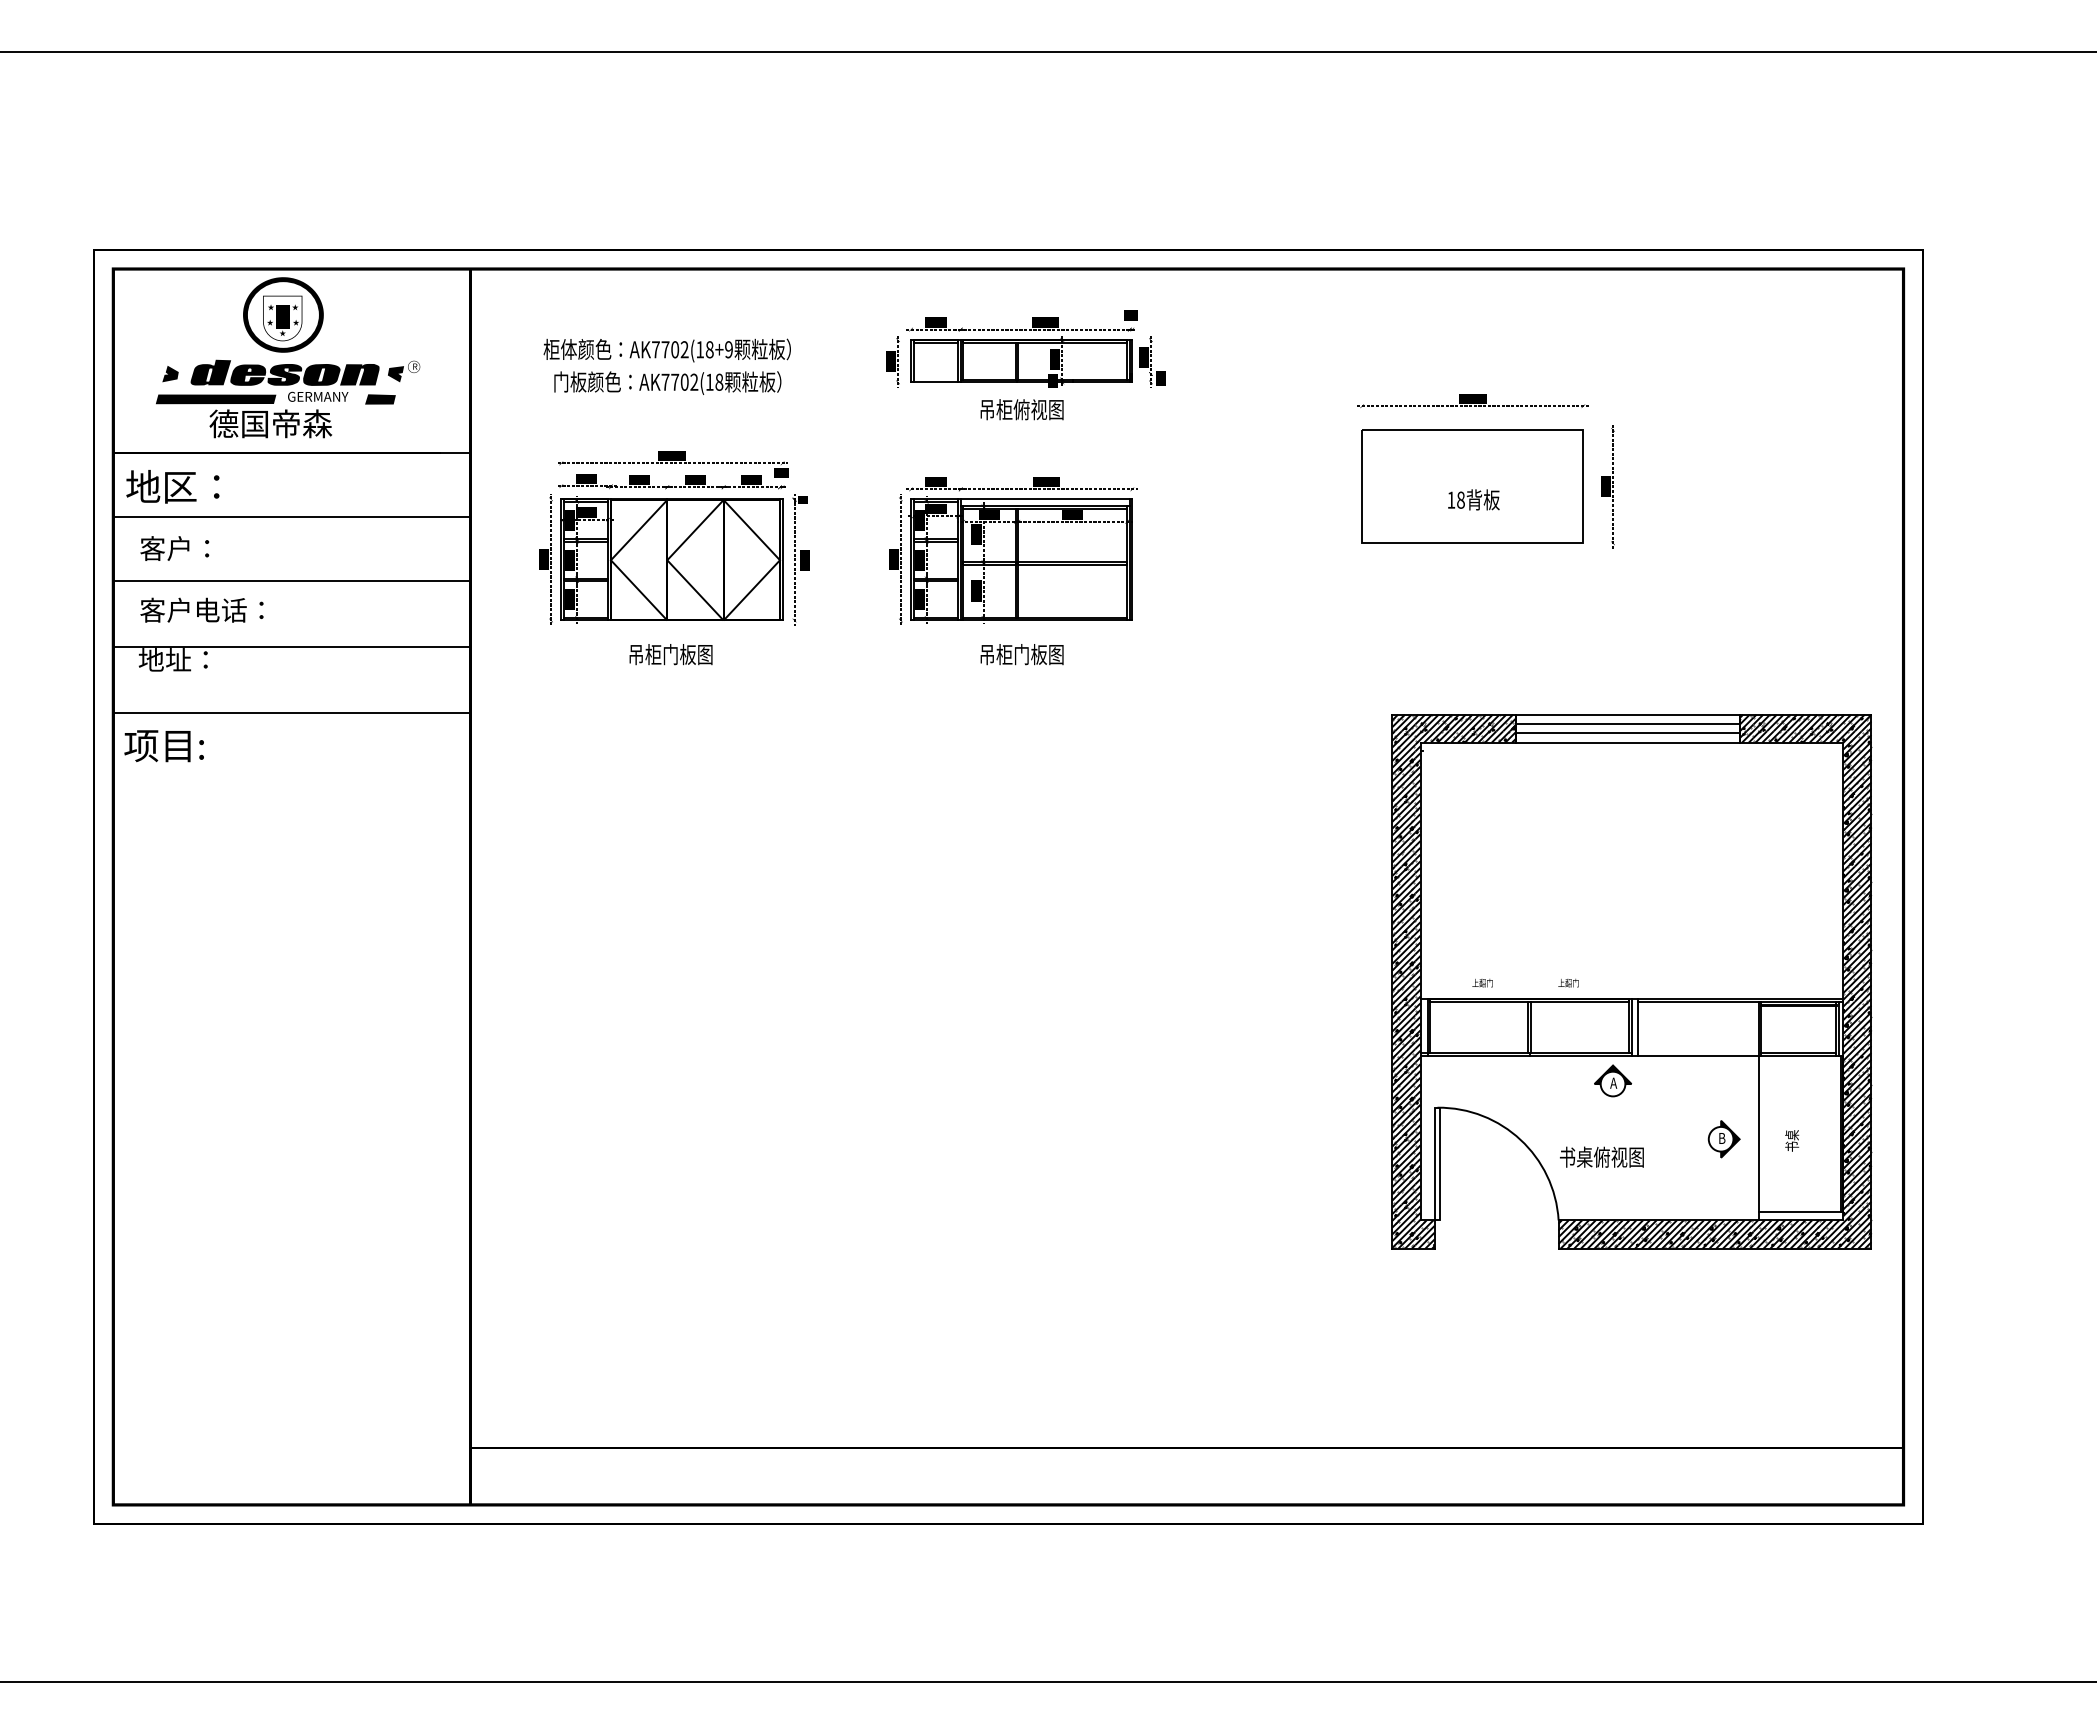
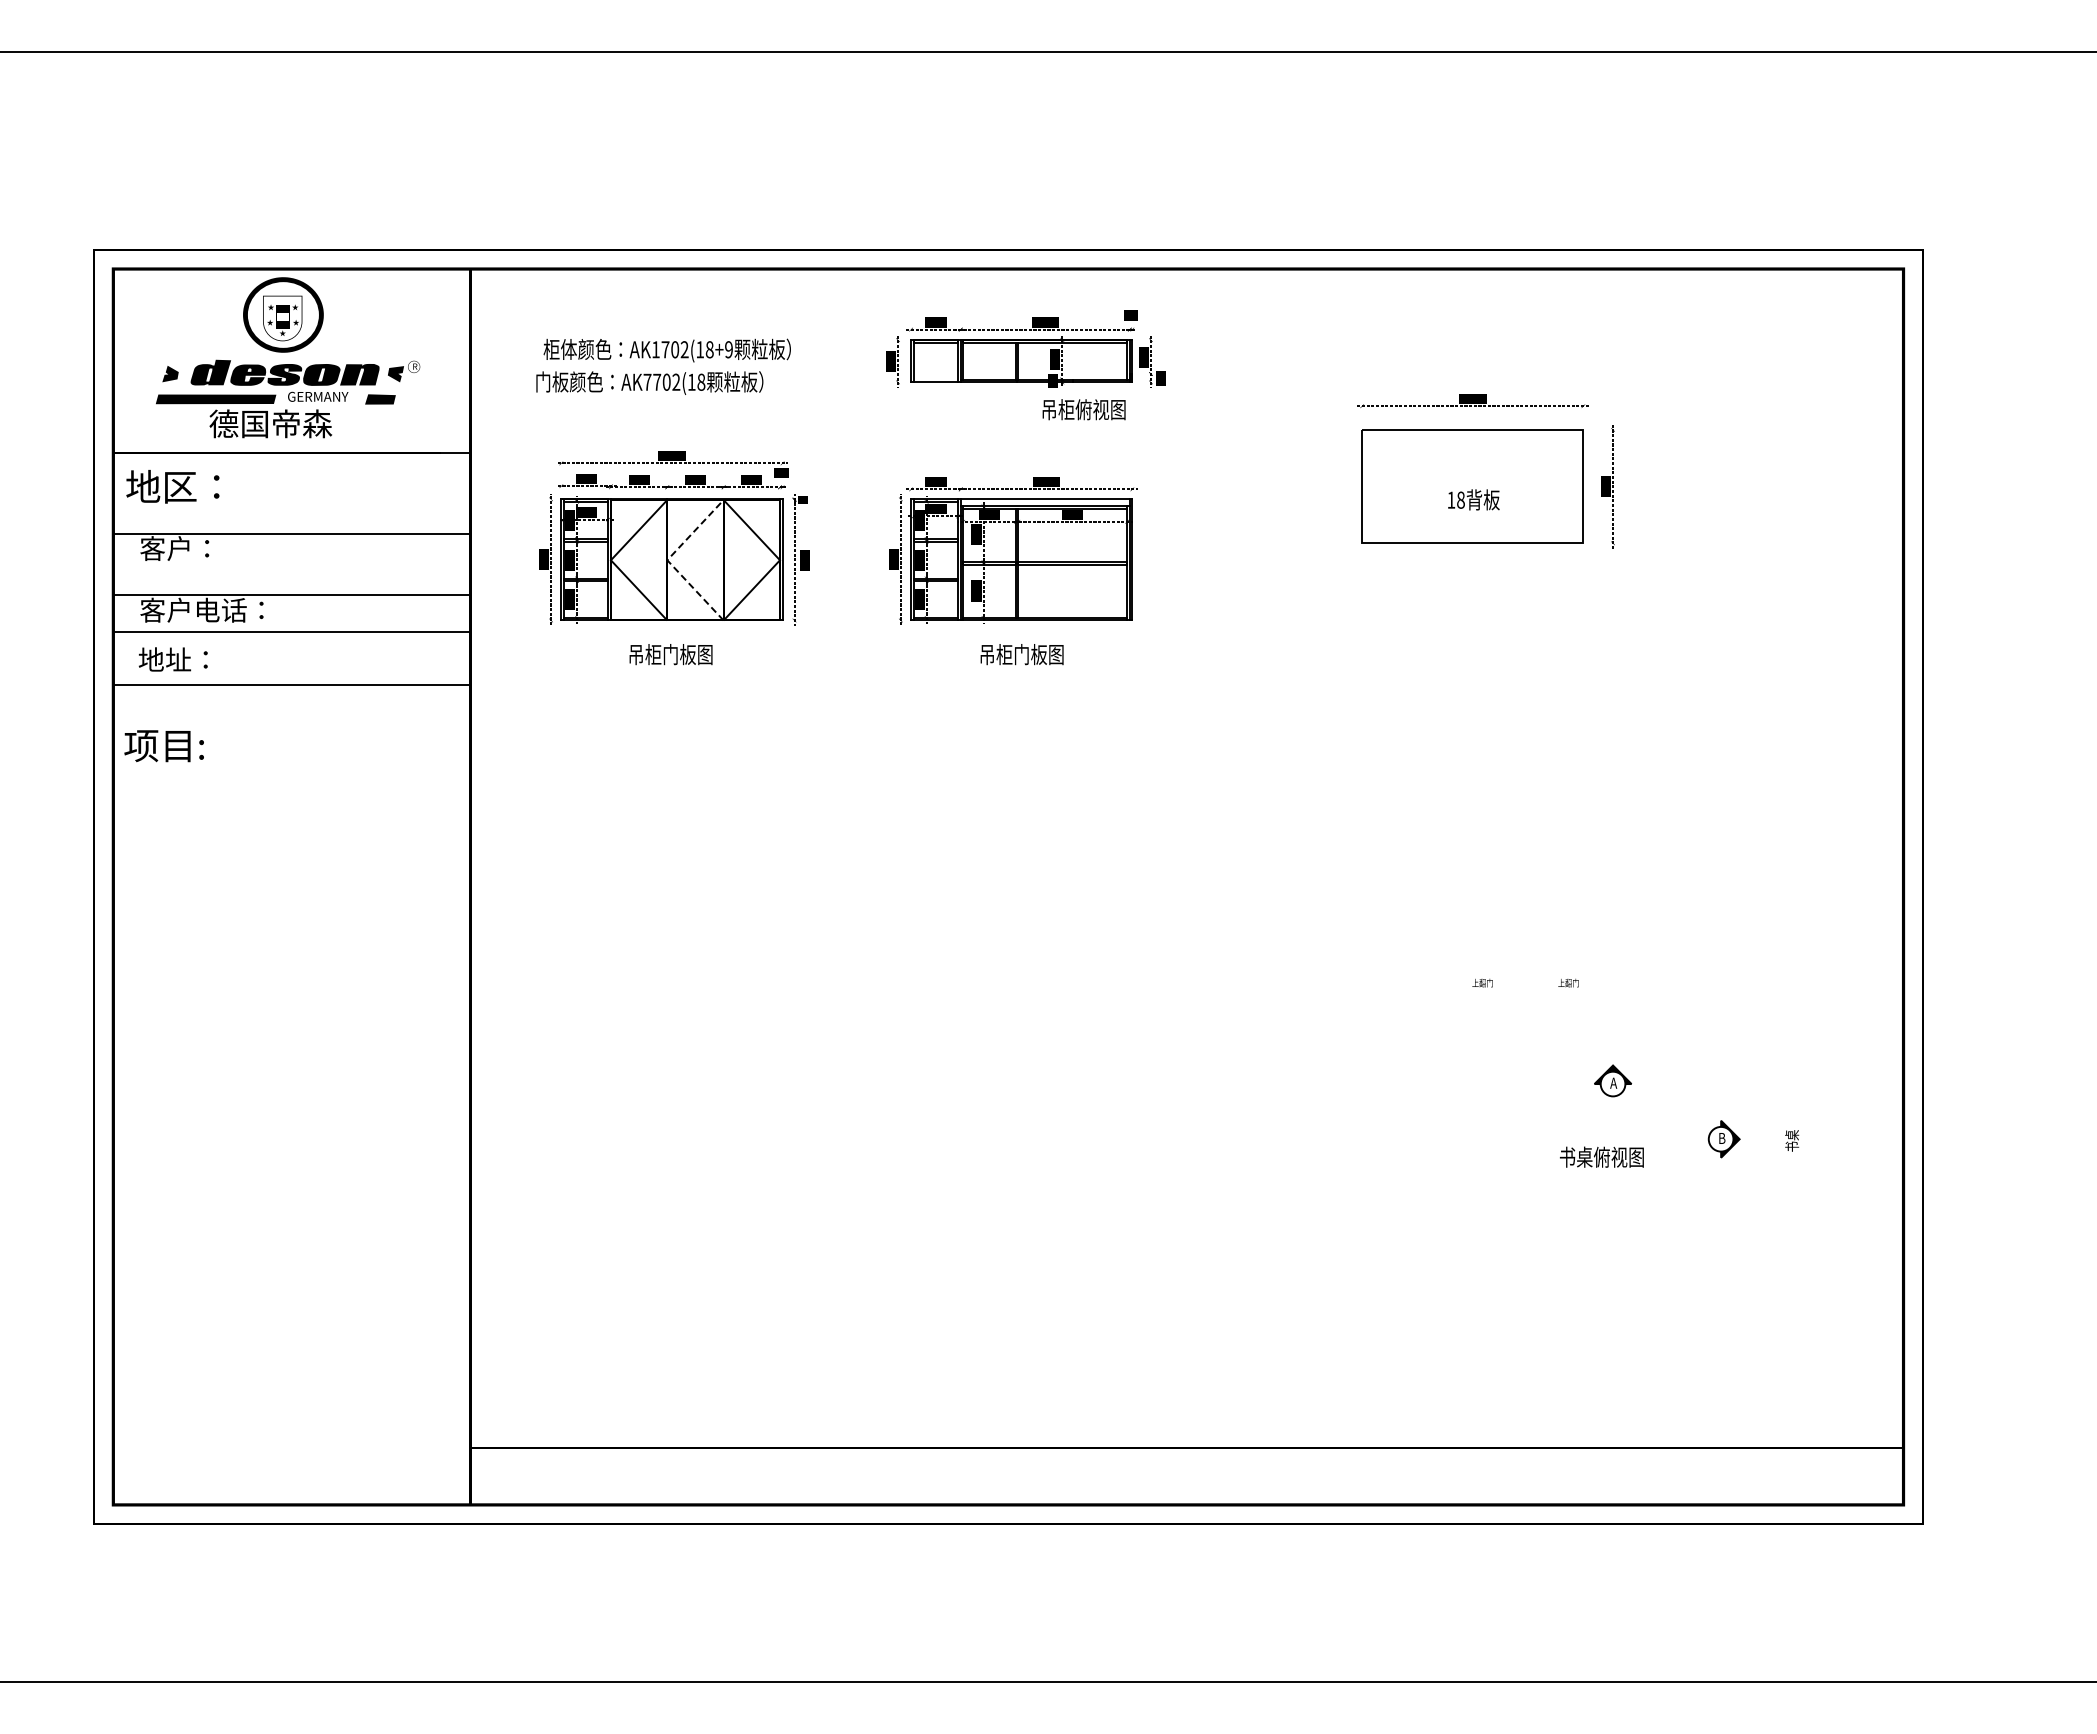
fill: present -> none (283, 316)
text: AK7702(18+9 -> AK1702(18+9 (655, 349)
text position: (667, 382) -> (649, 382) (649, 382)
text position: (1021, 409) -> (1083, 409) (1083, 409)
line position: (291, 517) -> (291, 534) (291, 534)
line: solid -> dashed (667, 560)
line position: (292, 581) -> (292, 595) (292, 595)
line position: (291, 647) -> (291, 632) (291, 632)
line position: (291, 712) -> (291, 684) (291, 684)
part: present -> none (1631, 981)
